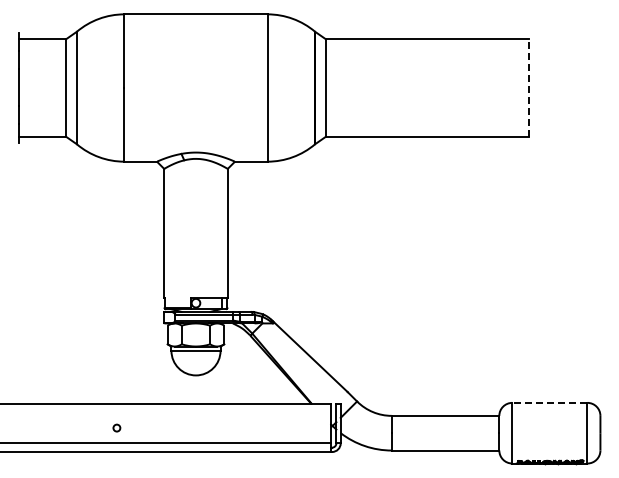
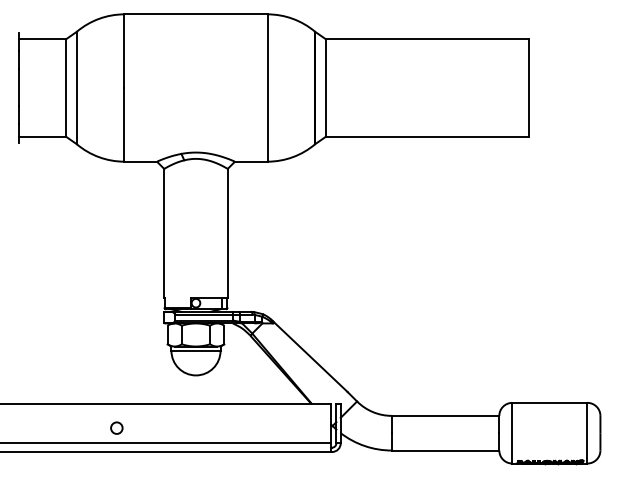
line: dashed -> solid (528, 88)
line: dashed -> solid (549, 402)
circle size: 10x10 px -> 14x14 px (116, 427)
